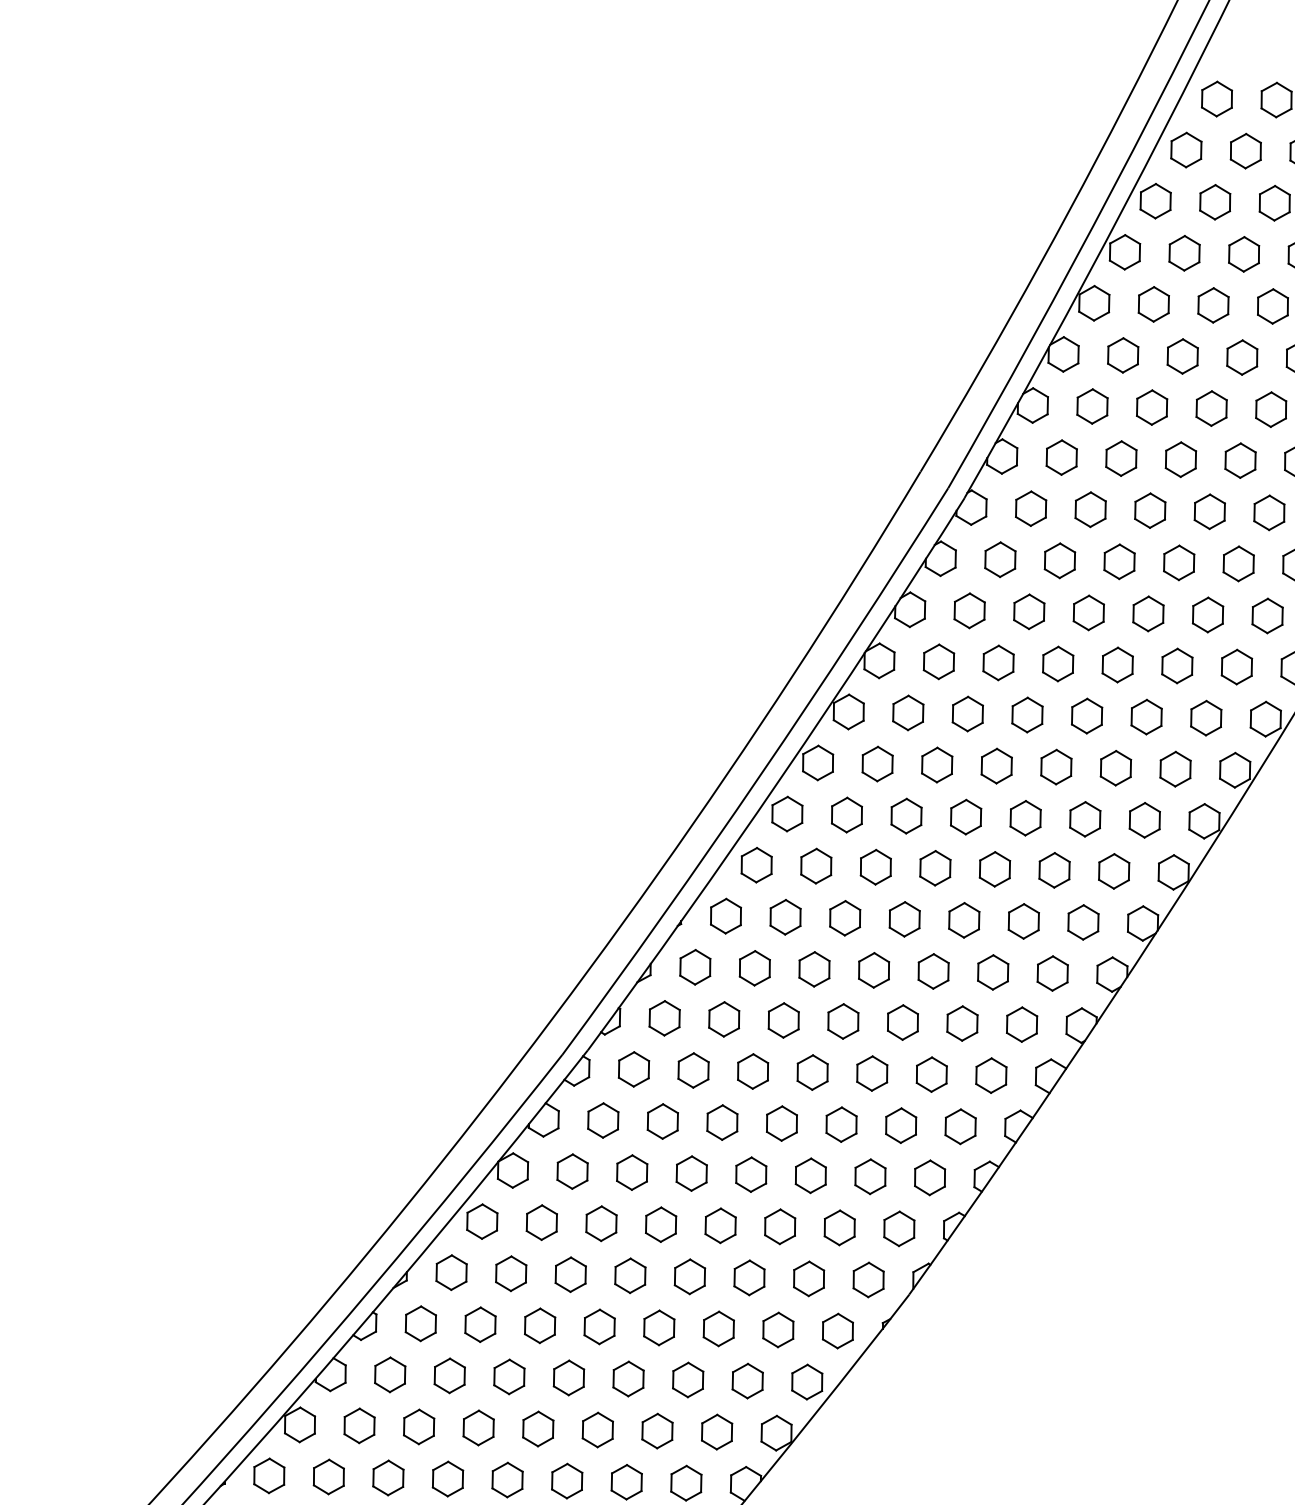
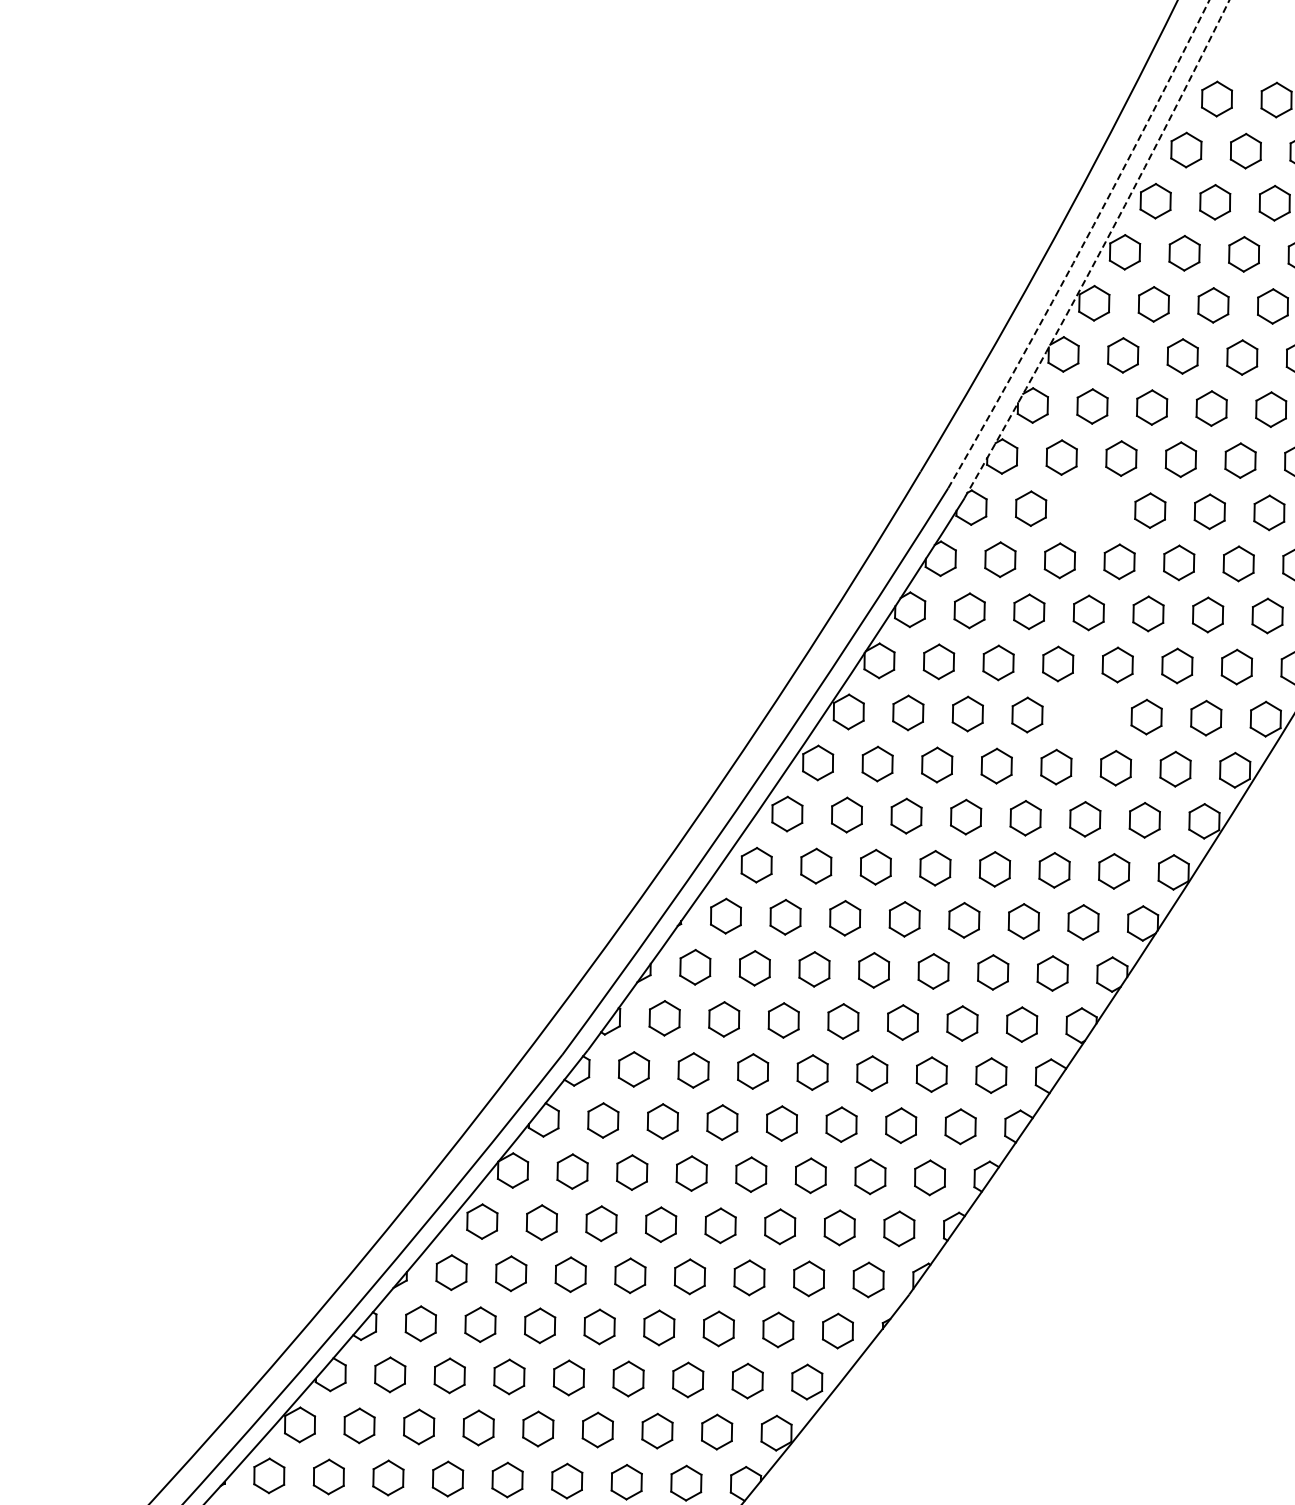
arc: solid -> dashed (1082, 245)
arc: solid -> dashed (1100, 251)
part: present -> none (1090, 509)
part: present -> none (1087, 715)
